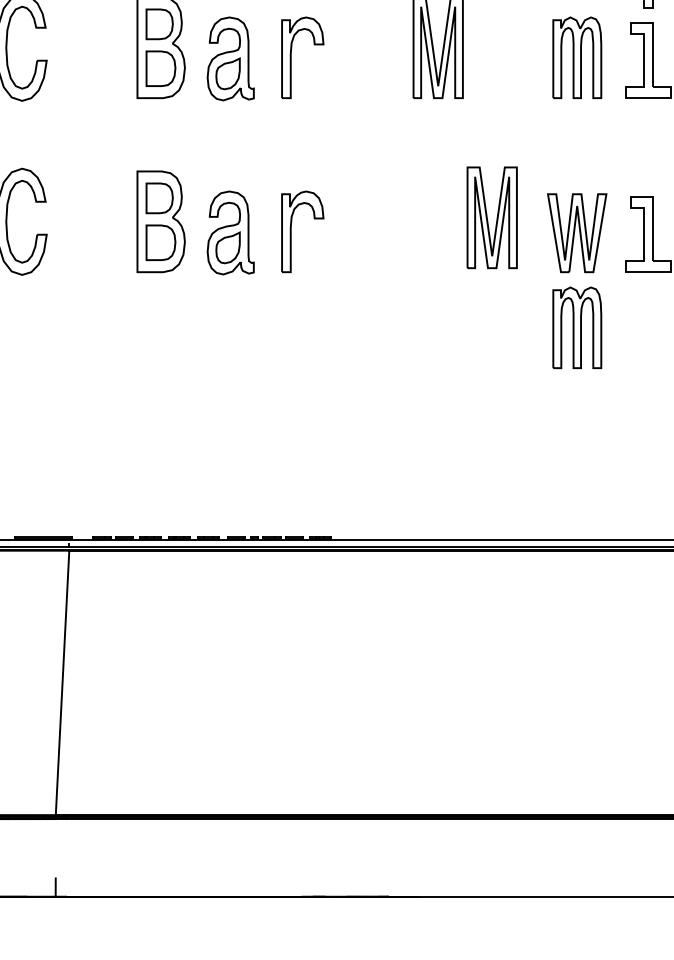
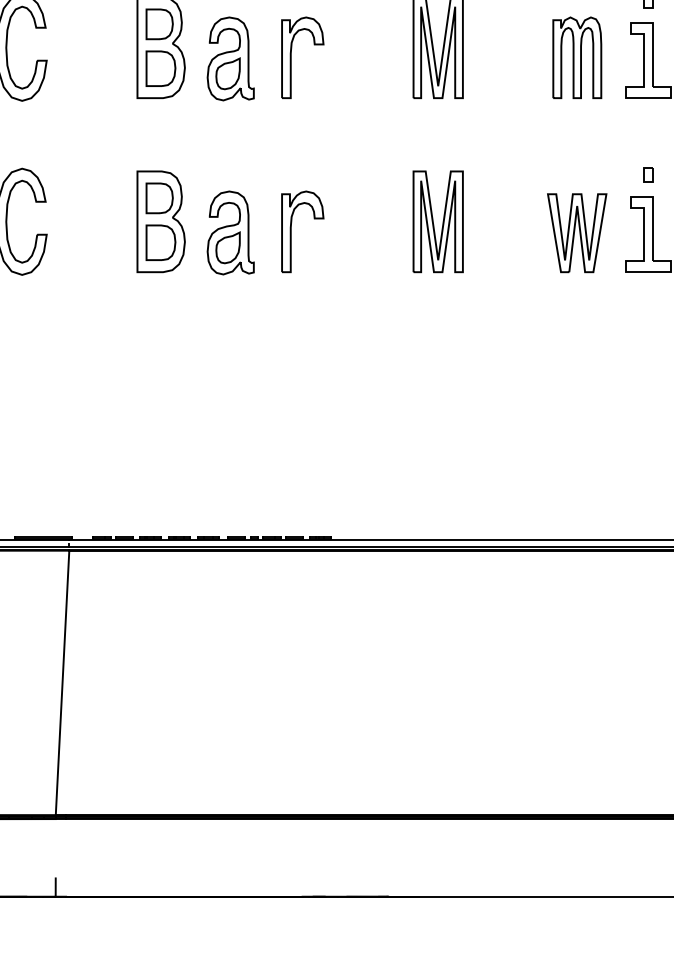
part: none -> present (648, 174)
part position: (491, 217) -> (437, 221) (437, 221)
part: present -> none (577, 327)
